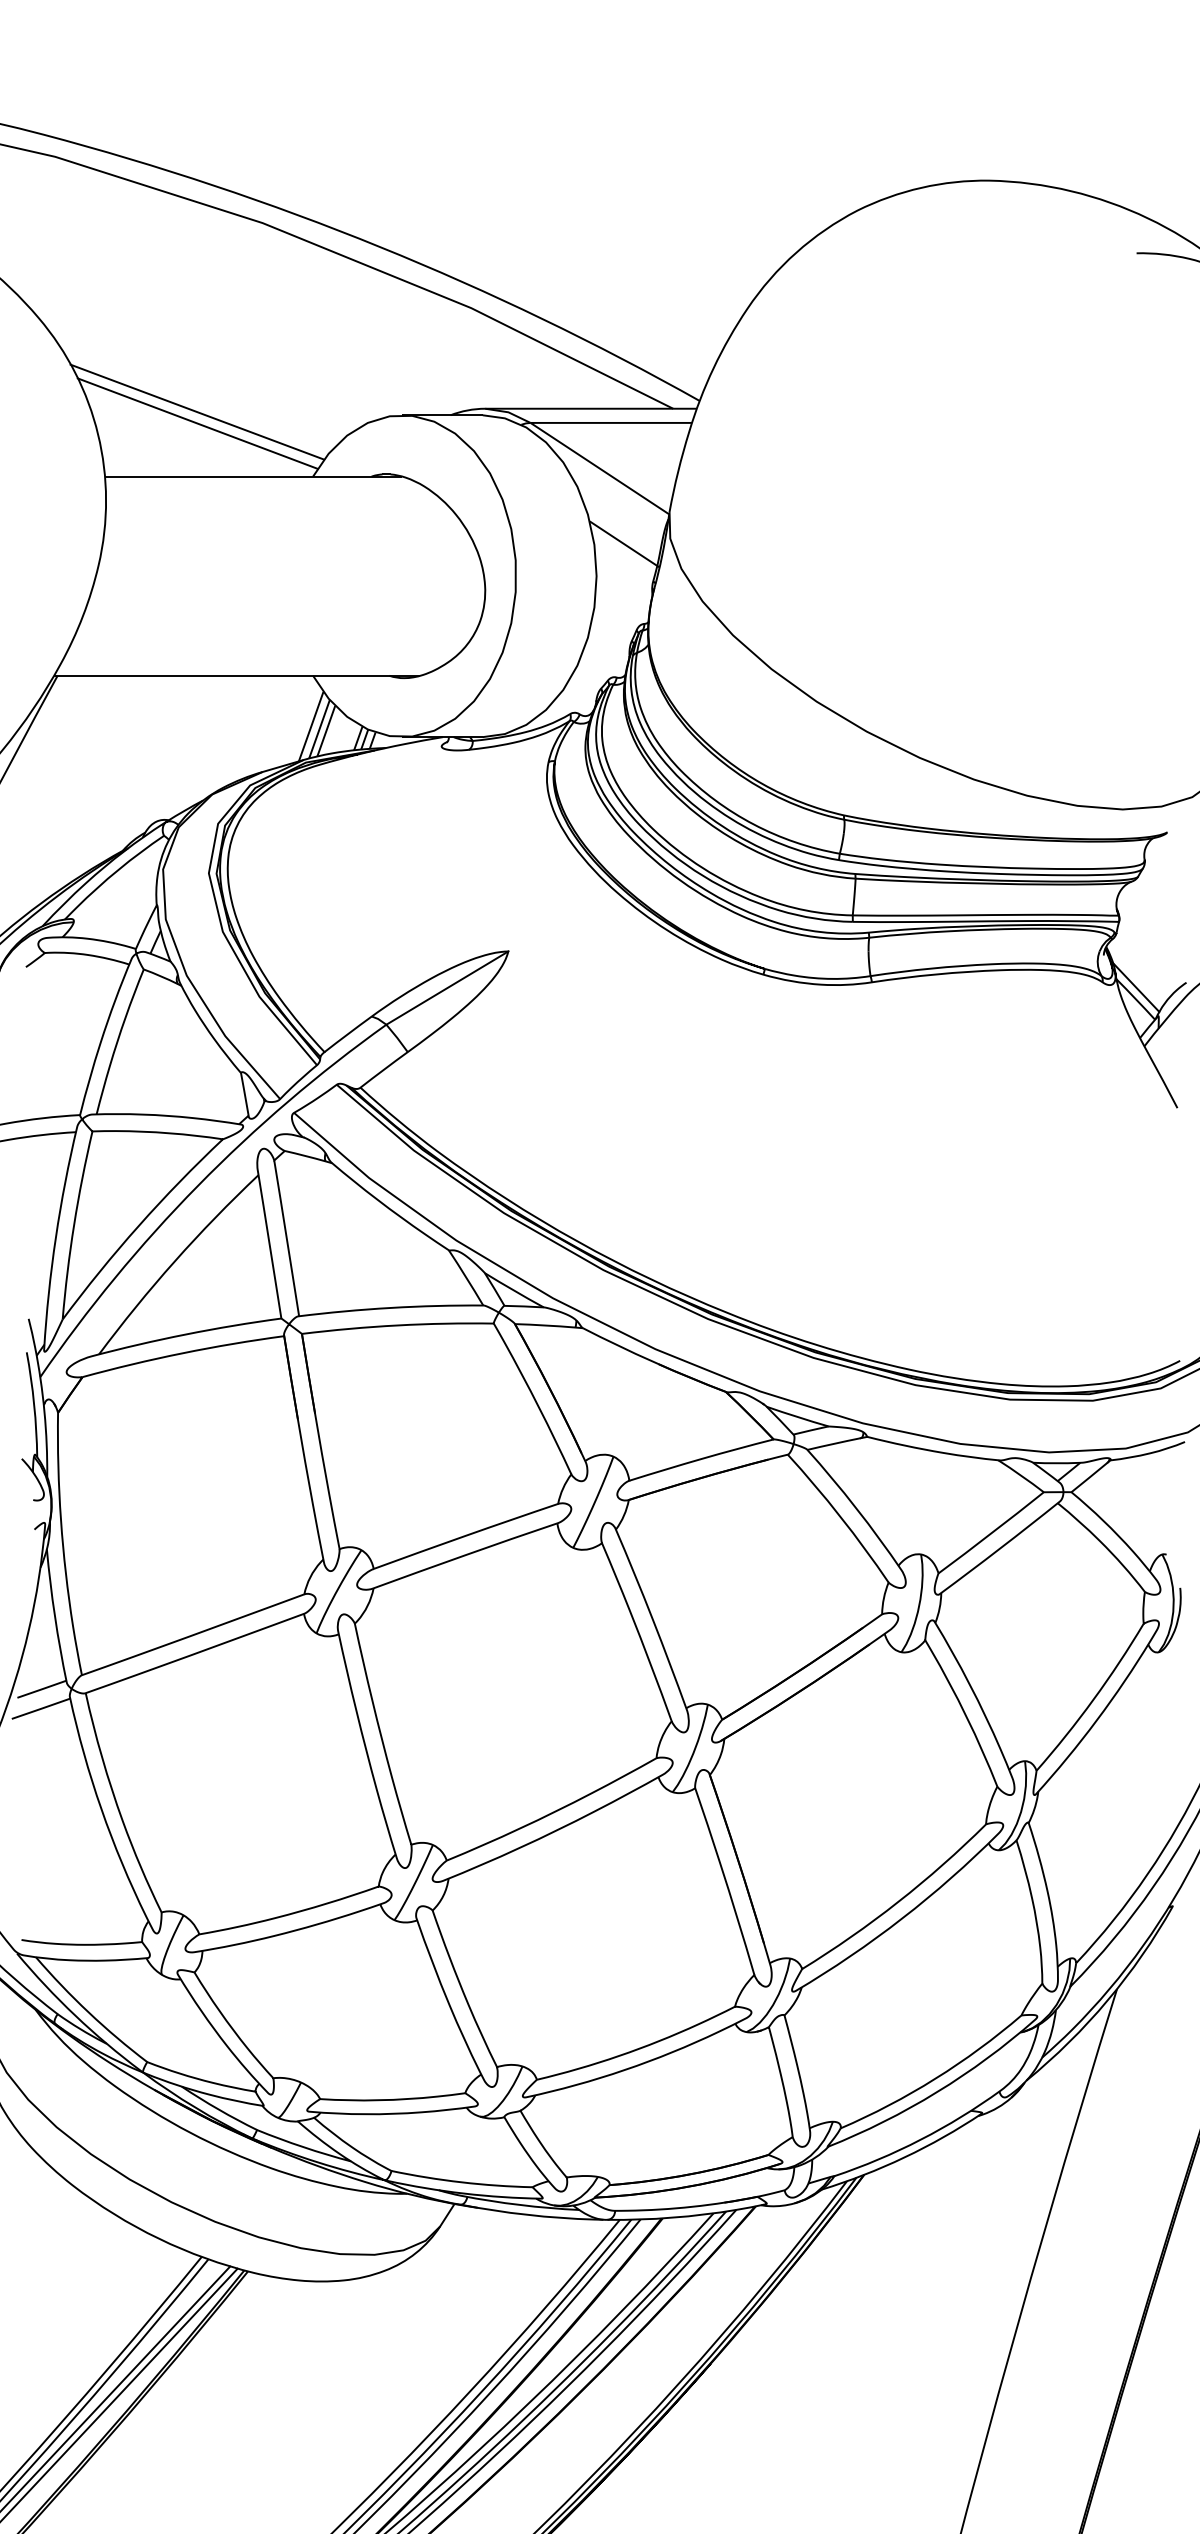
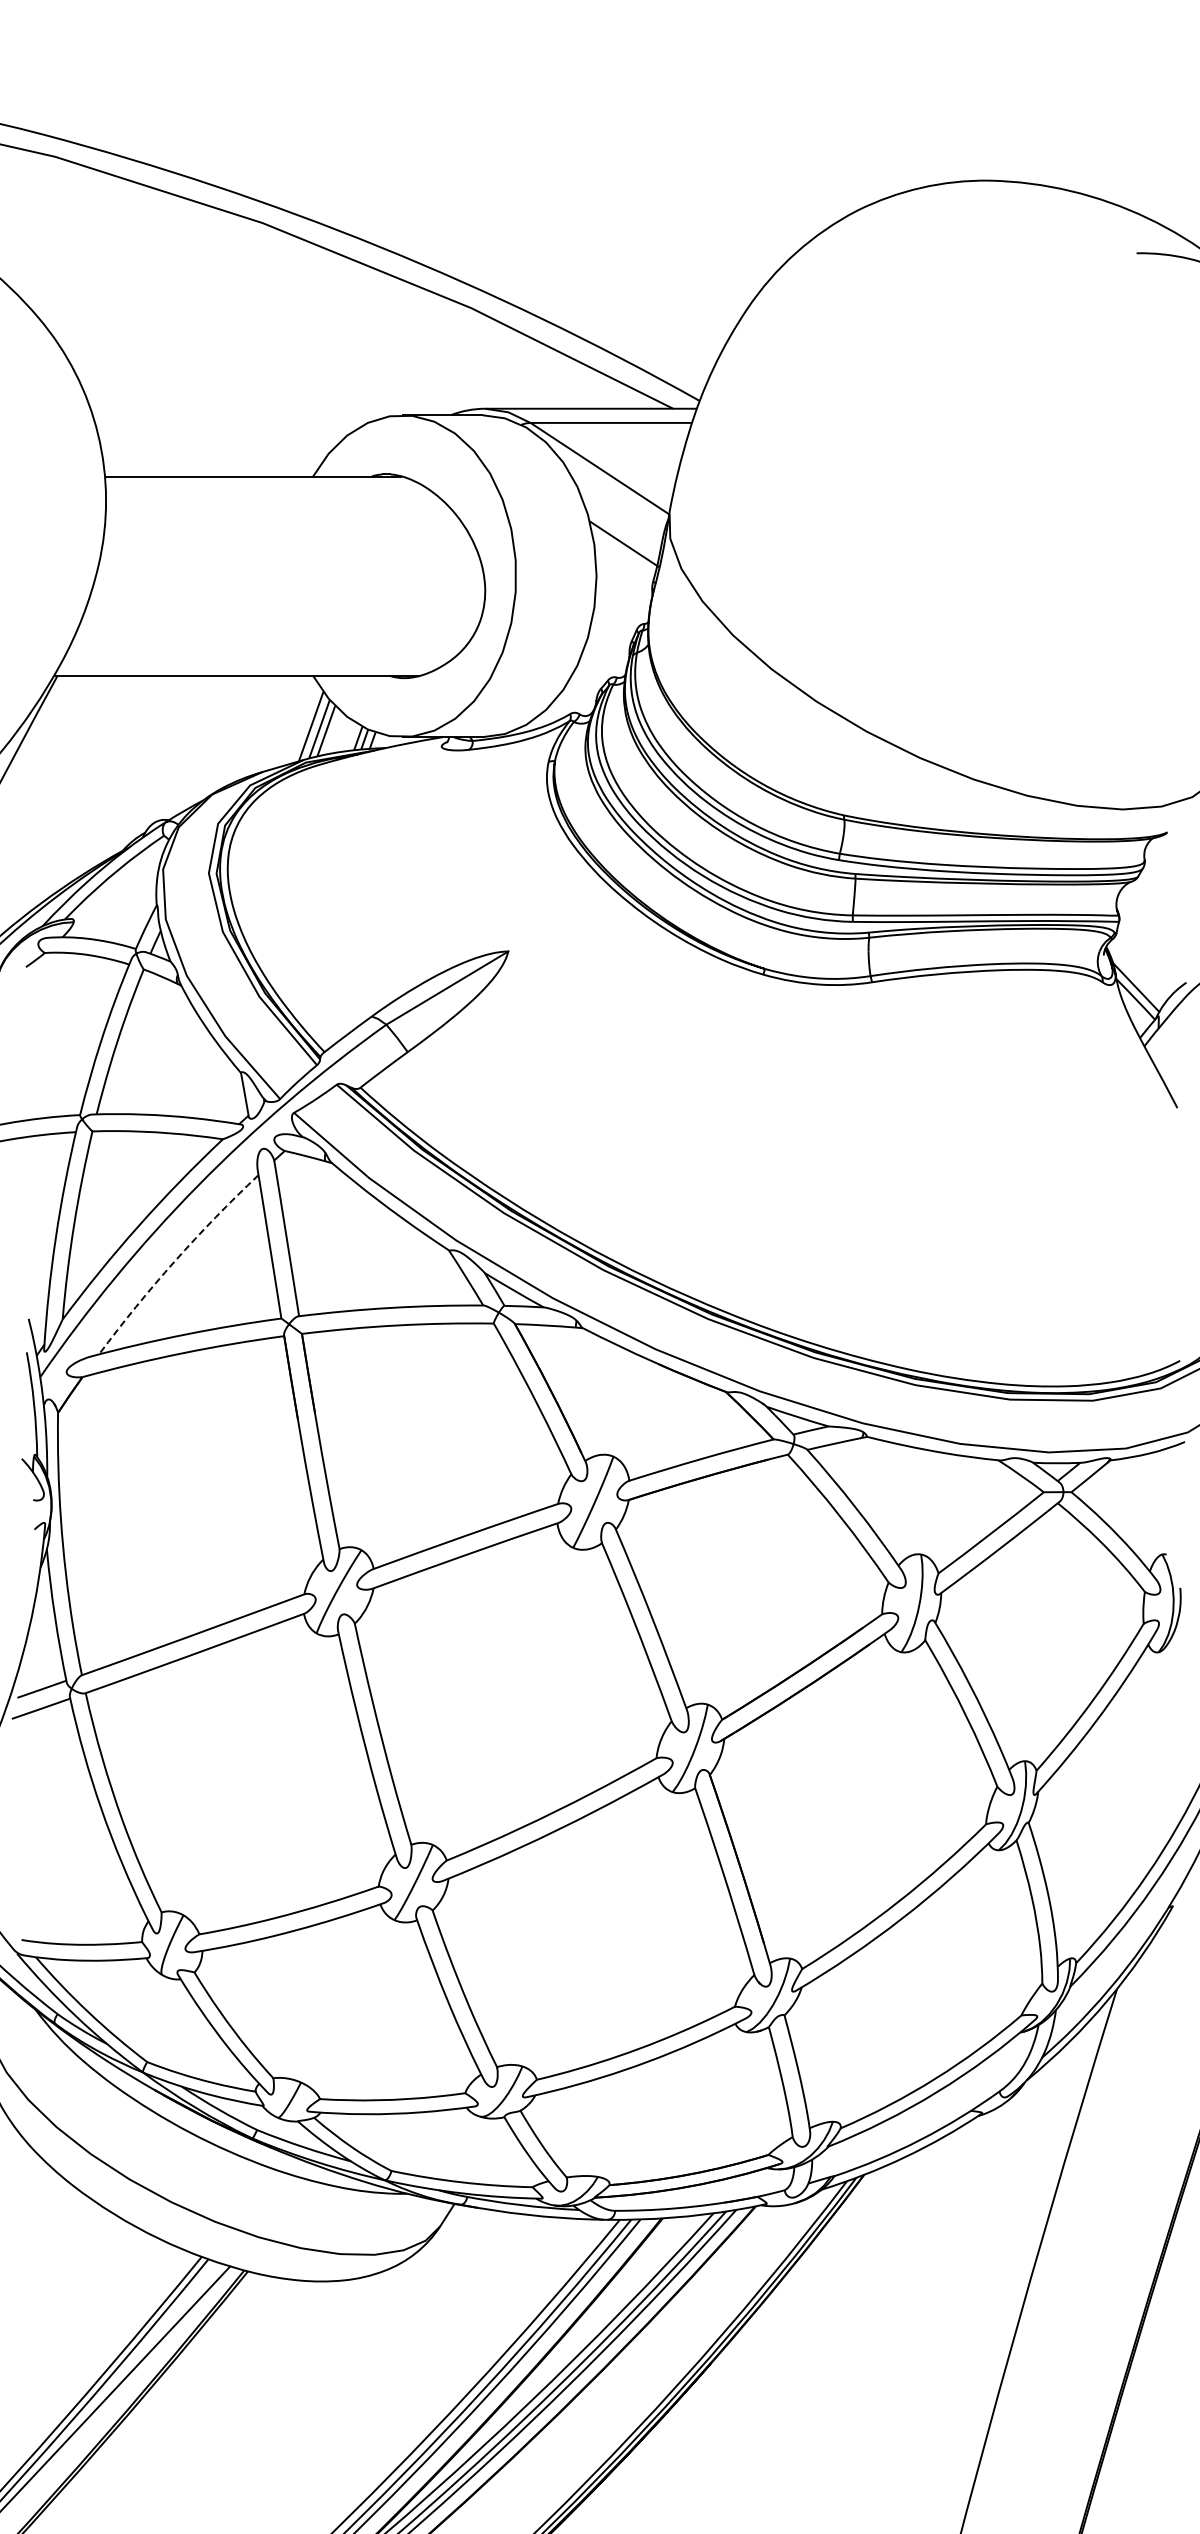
line: present -> none (197, 411)
line: present -> none (197, 423)
line: solid -> dashed (174, 1261)
line: present -> none (119, 2393)
